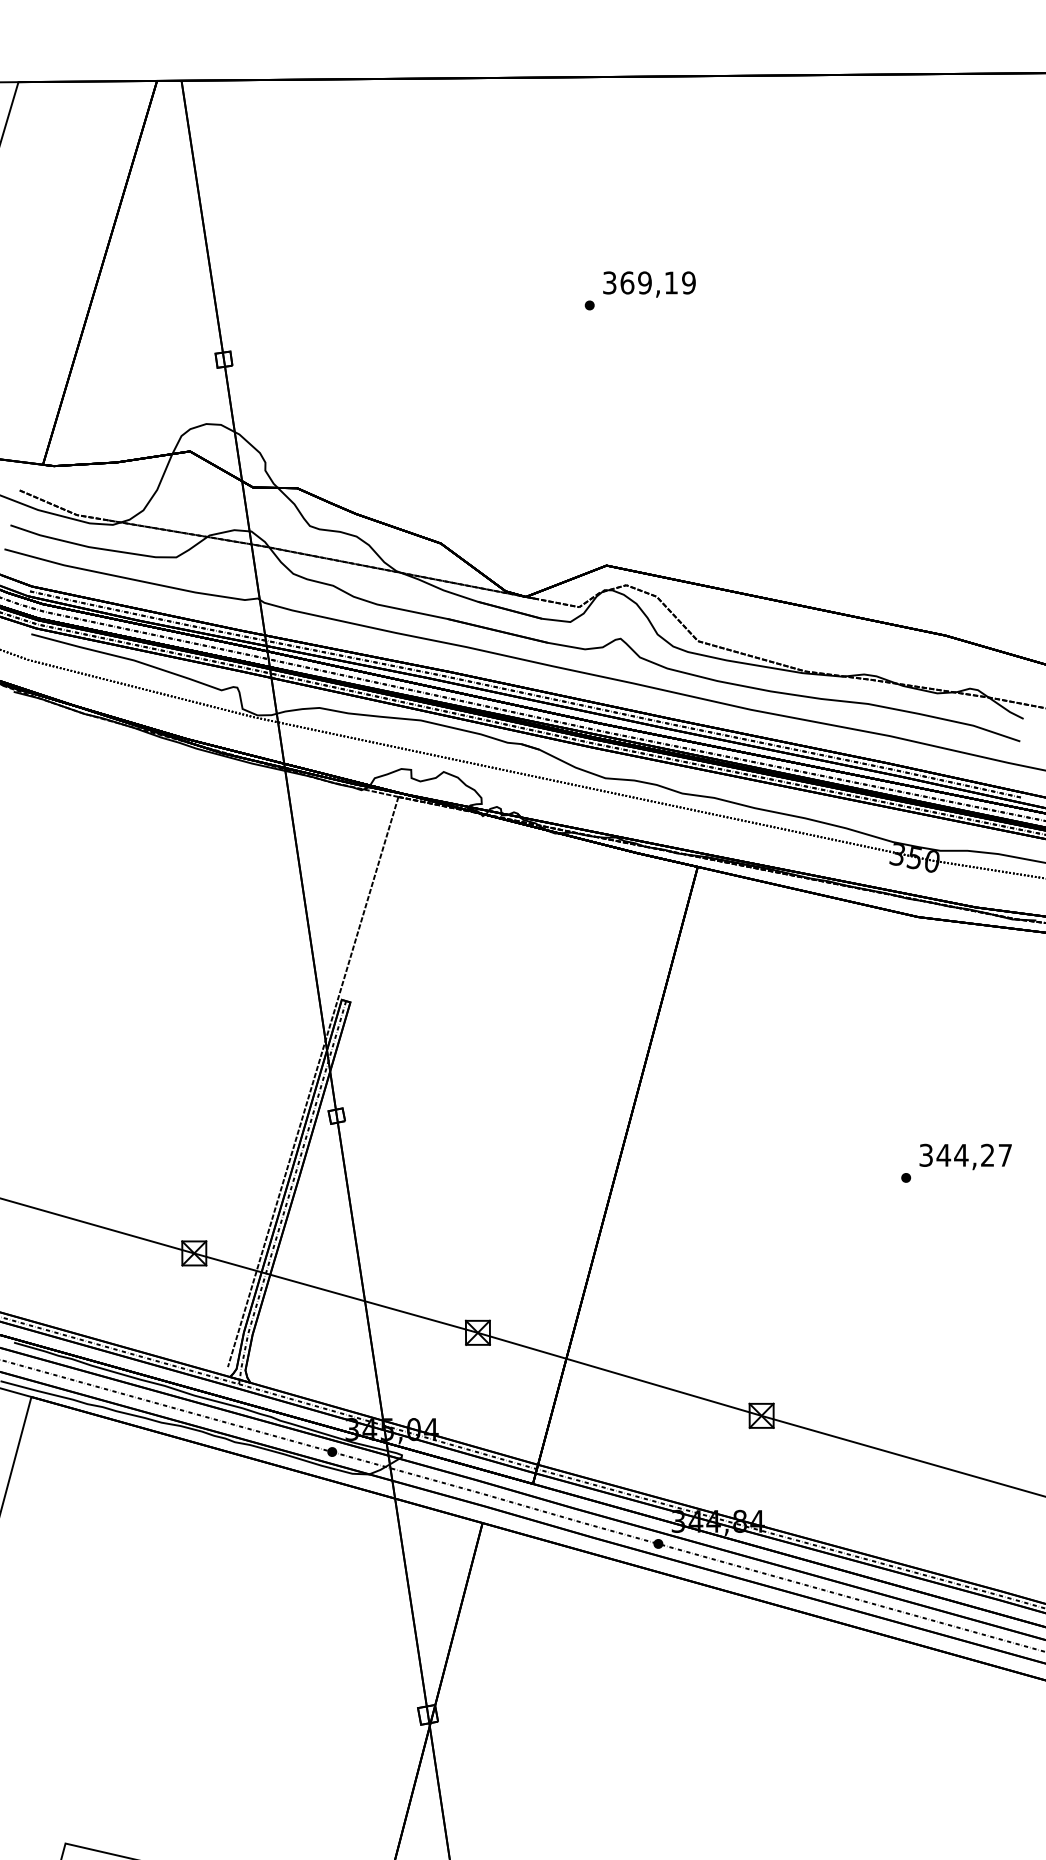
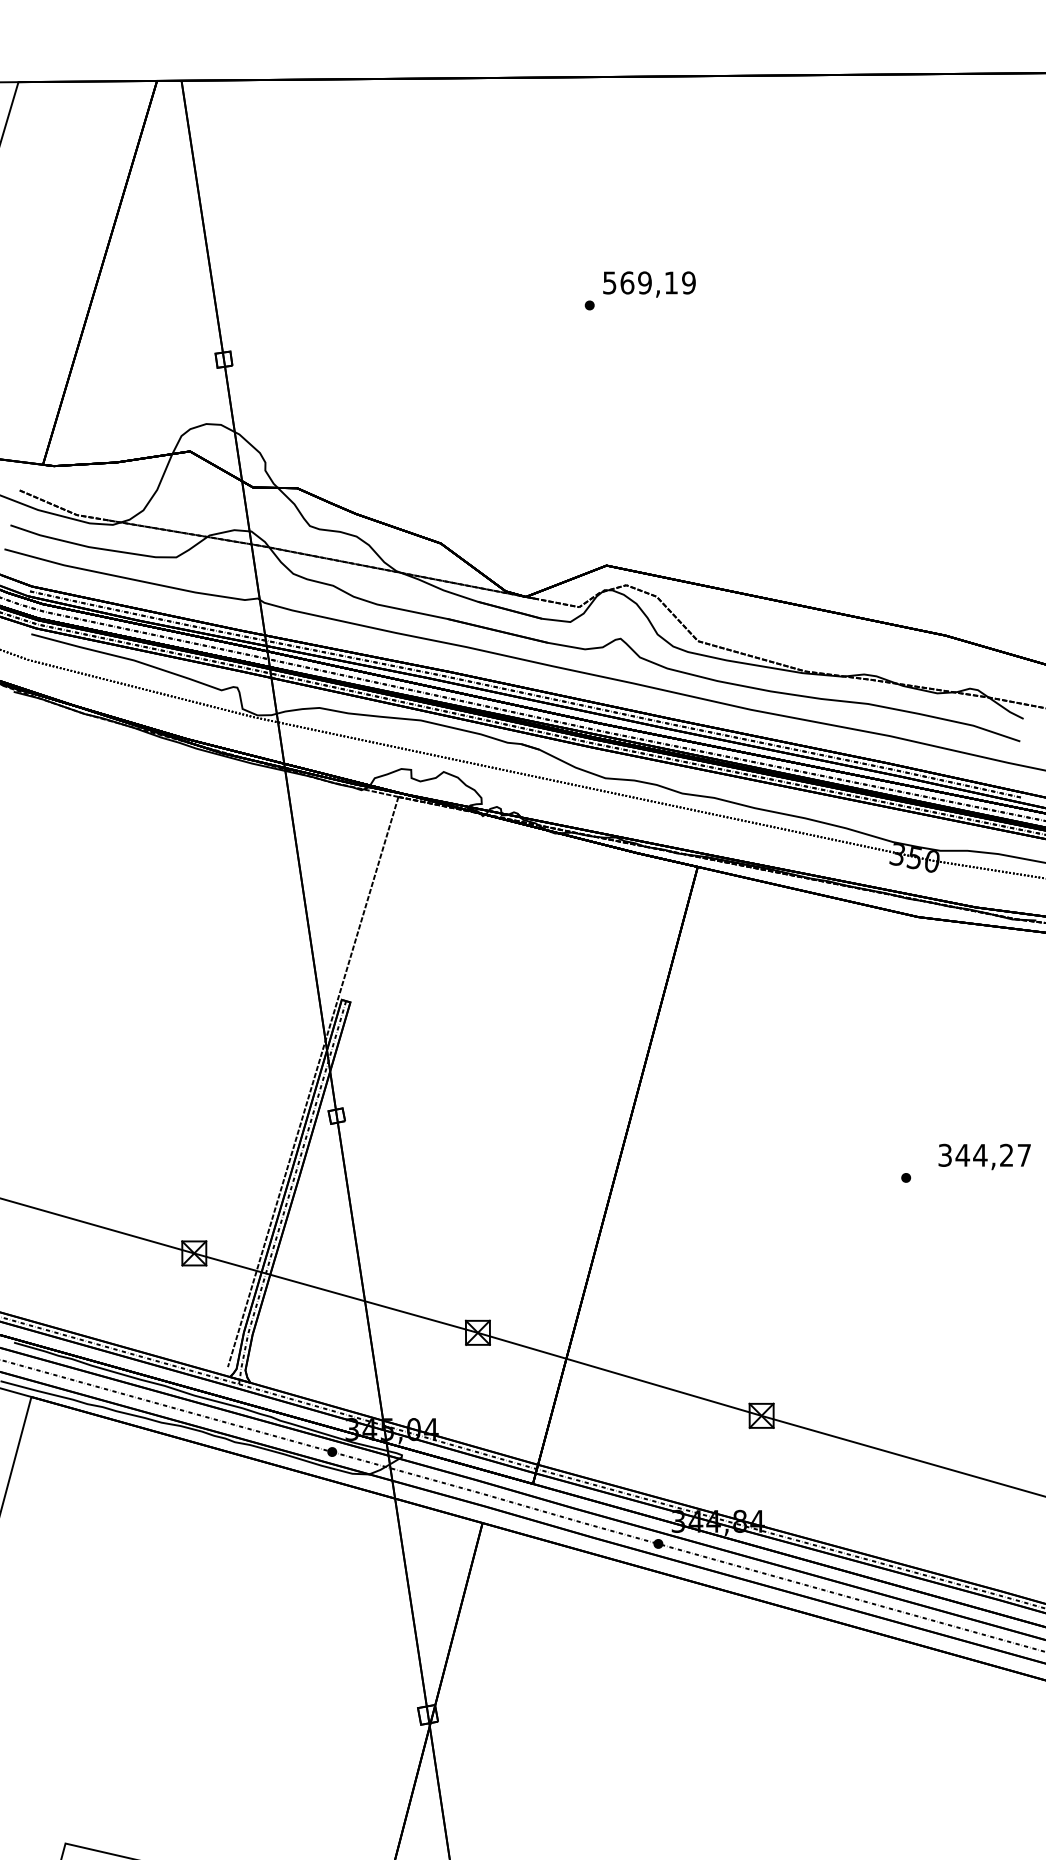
text: 369,19 -> 569,19 (609, 282)
text position: (965, 1156) -> (984, 1156) (984, 1156)
